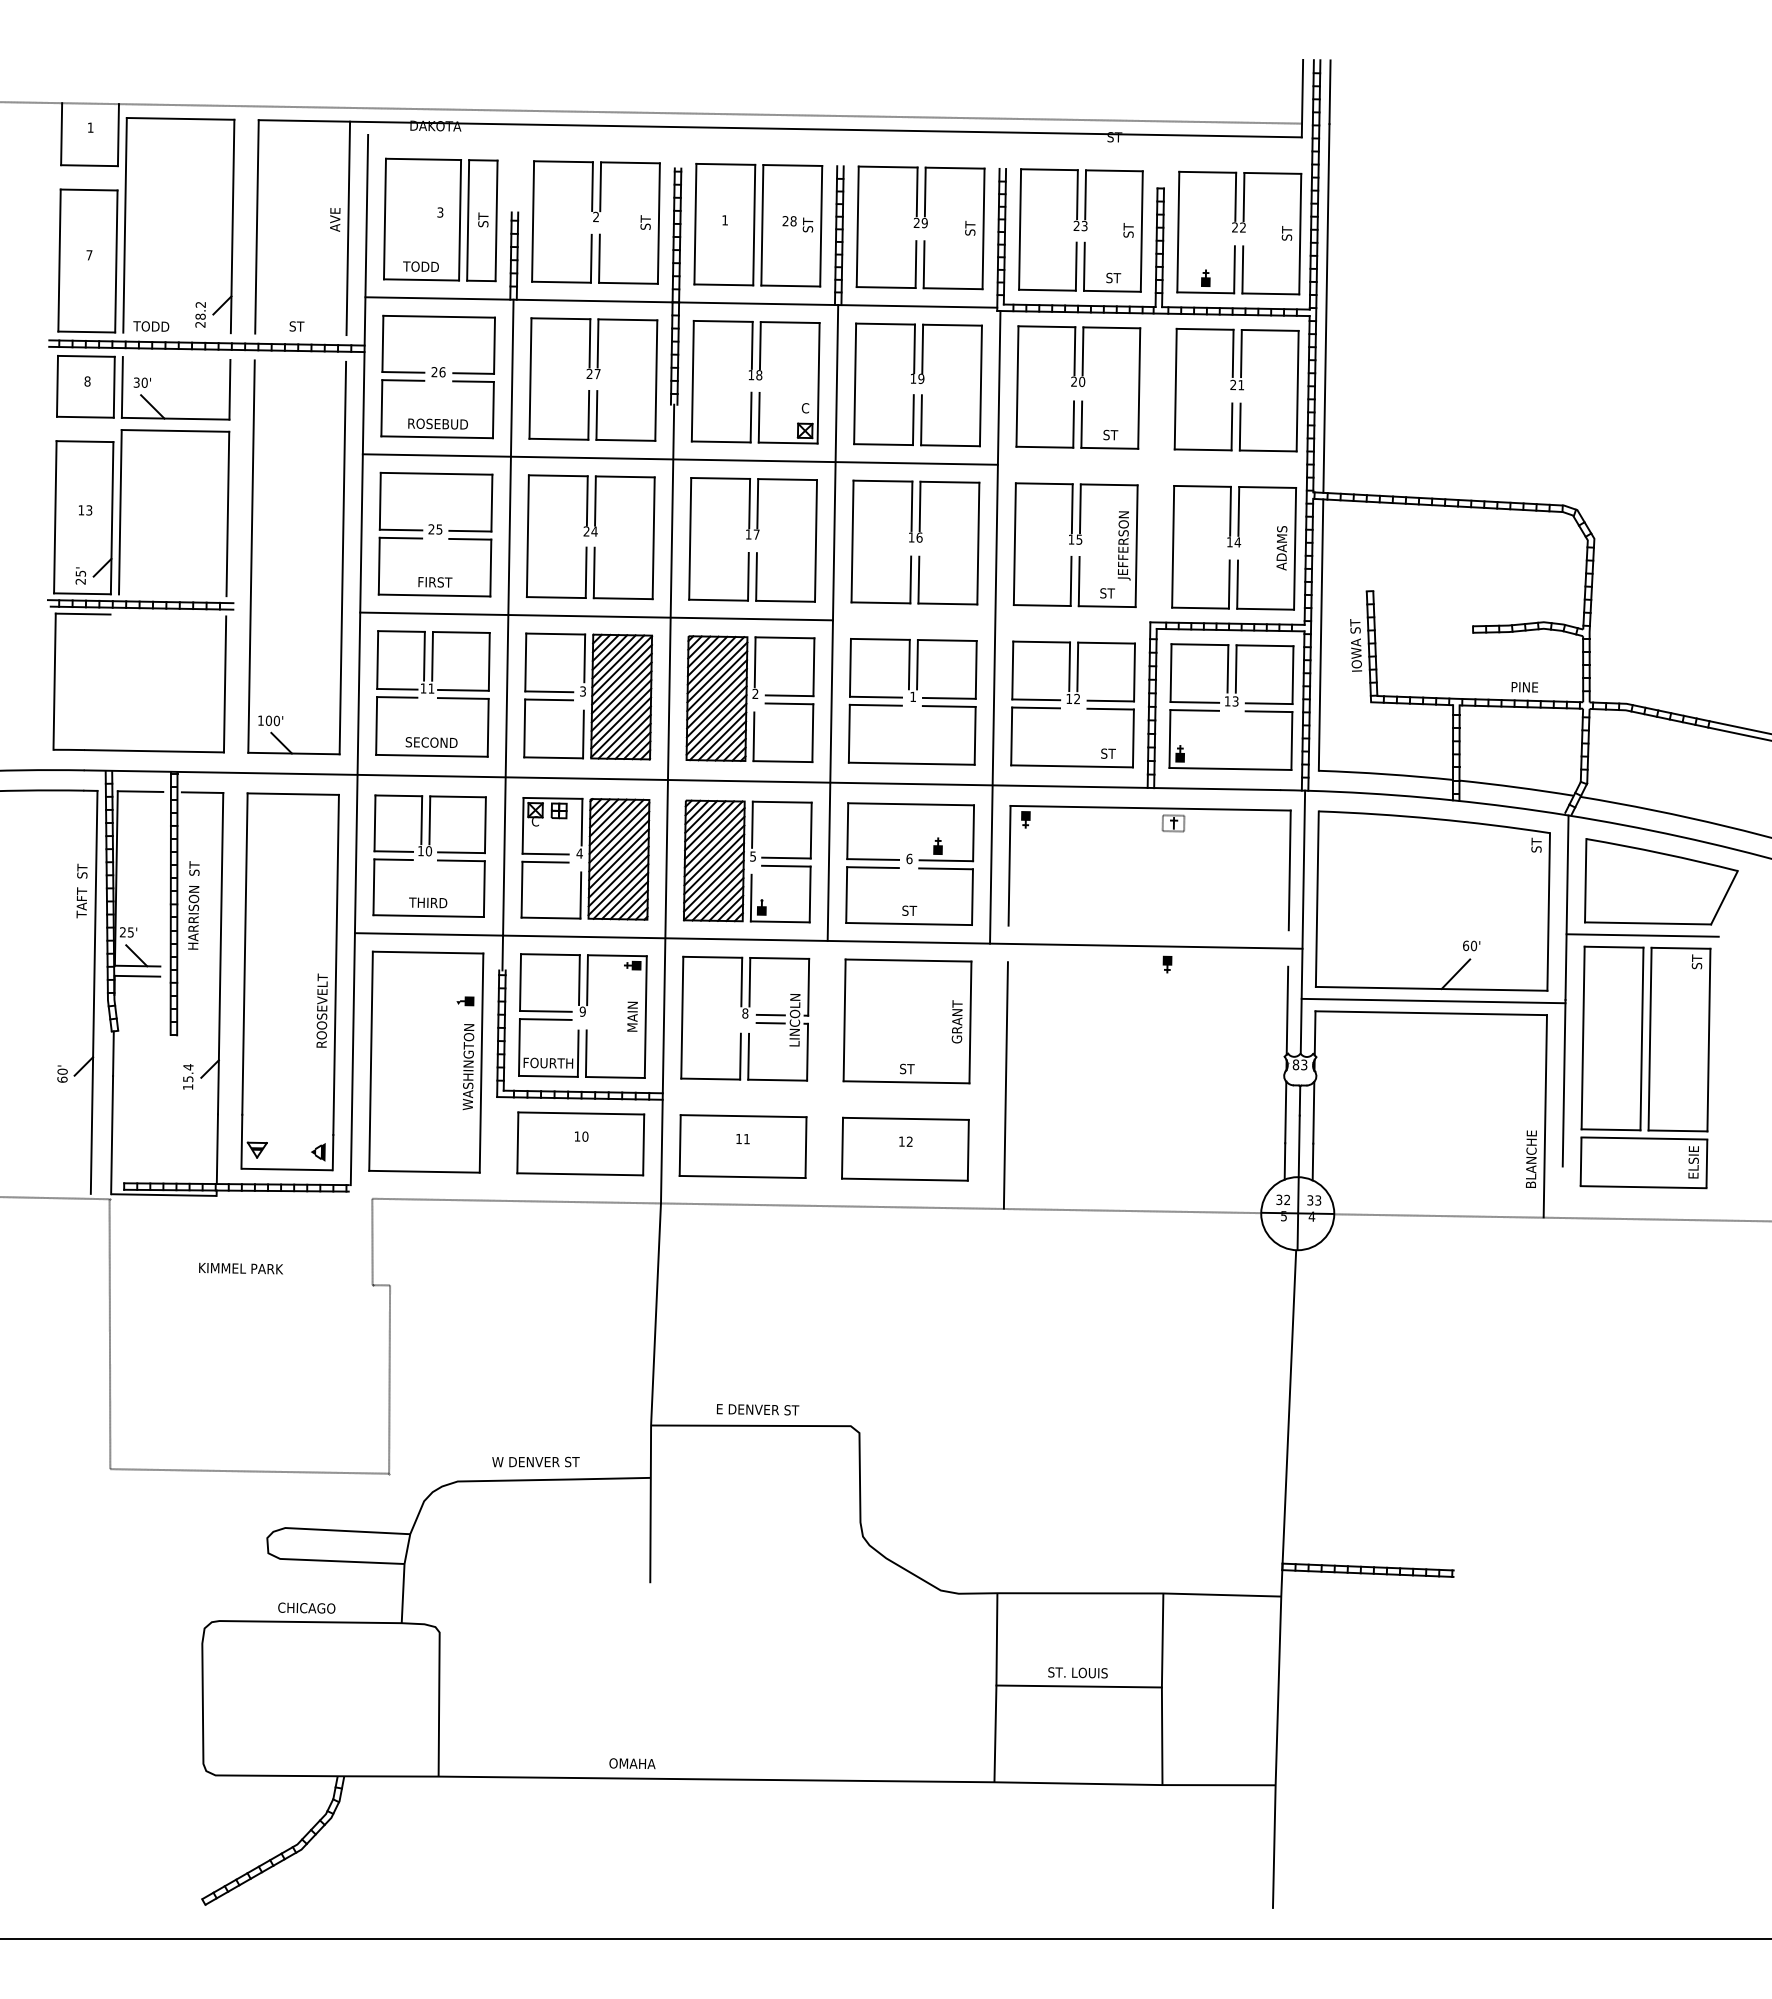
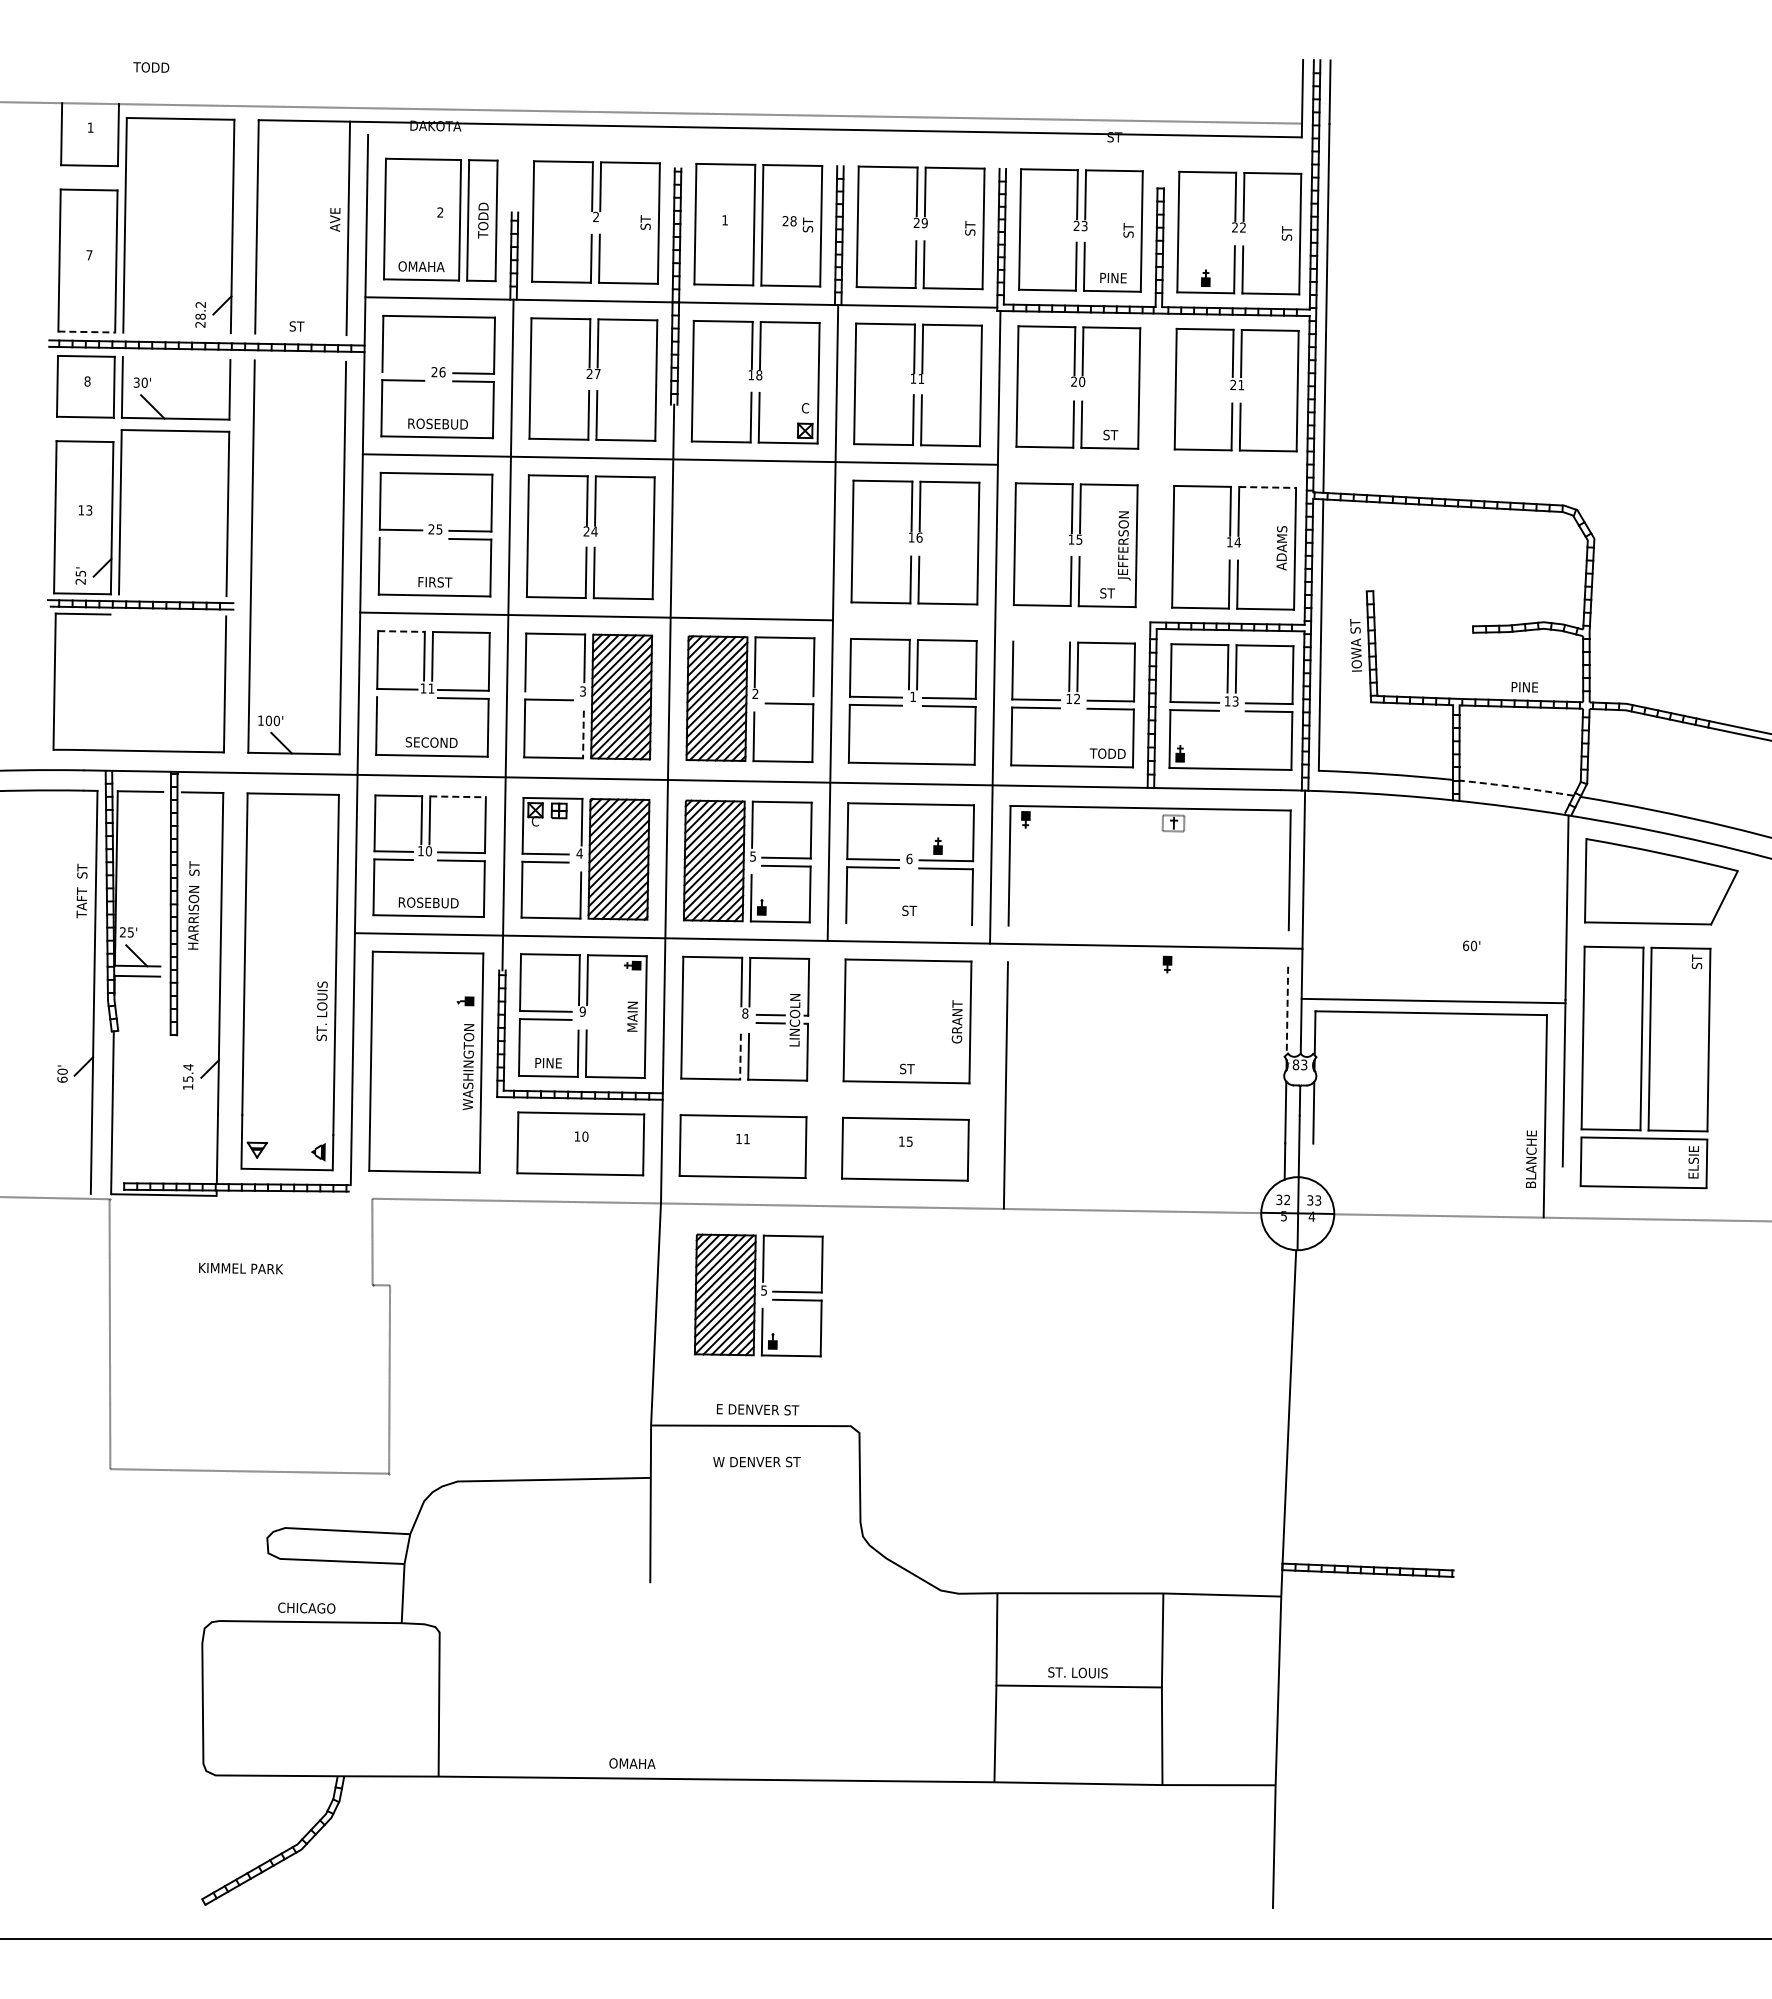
text: 3 -> 2 (440, 212)
text: ST -> TODD (483, 220)
text: TODD -> OMAHA (421, 266)
text: ST -> PINE (1113, 277)
text position: (151, 326) -> (151, 67) (151, 67)
line: solid -> dashed (87, 332)
line: present -> none (403, 372)
text: 19 -> 11 (921, 378)
line: solid -> dashed (1268, 487)
line: present -> none (400, 537)
part: present -> none (752, 539)
line: solid -> dashed (402, 631)
line: present -> none (1041, 641)
line: present -> none (549, 691)
line: present -> none (789, 695)
line: present -> none (397, 697)
line: solid -> dashed (583, 734)
text: ST -> TODD (1107, 753)
arc: solid -> dashed (1516, 787)
line: solid -> dashed (458, 796)
part: present -> none (1432, 900)
text: THIRD -> ROSEBUD (428, 902)
line: present -> none (909, 923)
line: present -> none (1642, 935)
text: ROOSEVELT -> ST. LOUIS (321, 1010)
line: solid -> dashed (1287, 1010)
line: solid -> dashed (740, 1056)
text: FOURTH -> PINE (548, 1062)
text: 12 -> 15 (909, 1141)
line: present -> none (1312, 1161)
part: none -> present (758, 1295)
text position: (535, 1461) -> (756, 1461) (756, 1461)
